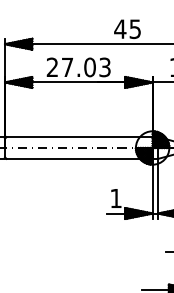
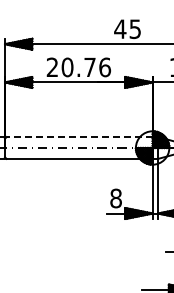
text: 27.03 -> 20.76 (86, 67)
line: solid -> dashed (79, 137)
text: 1 -> 8 (115, 198)
